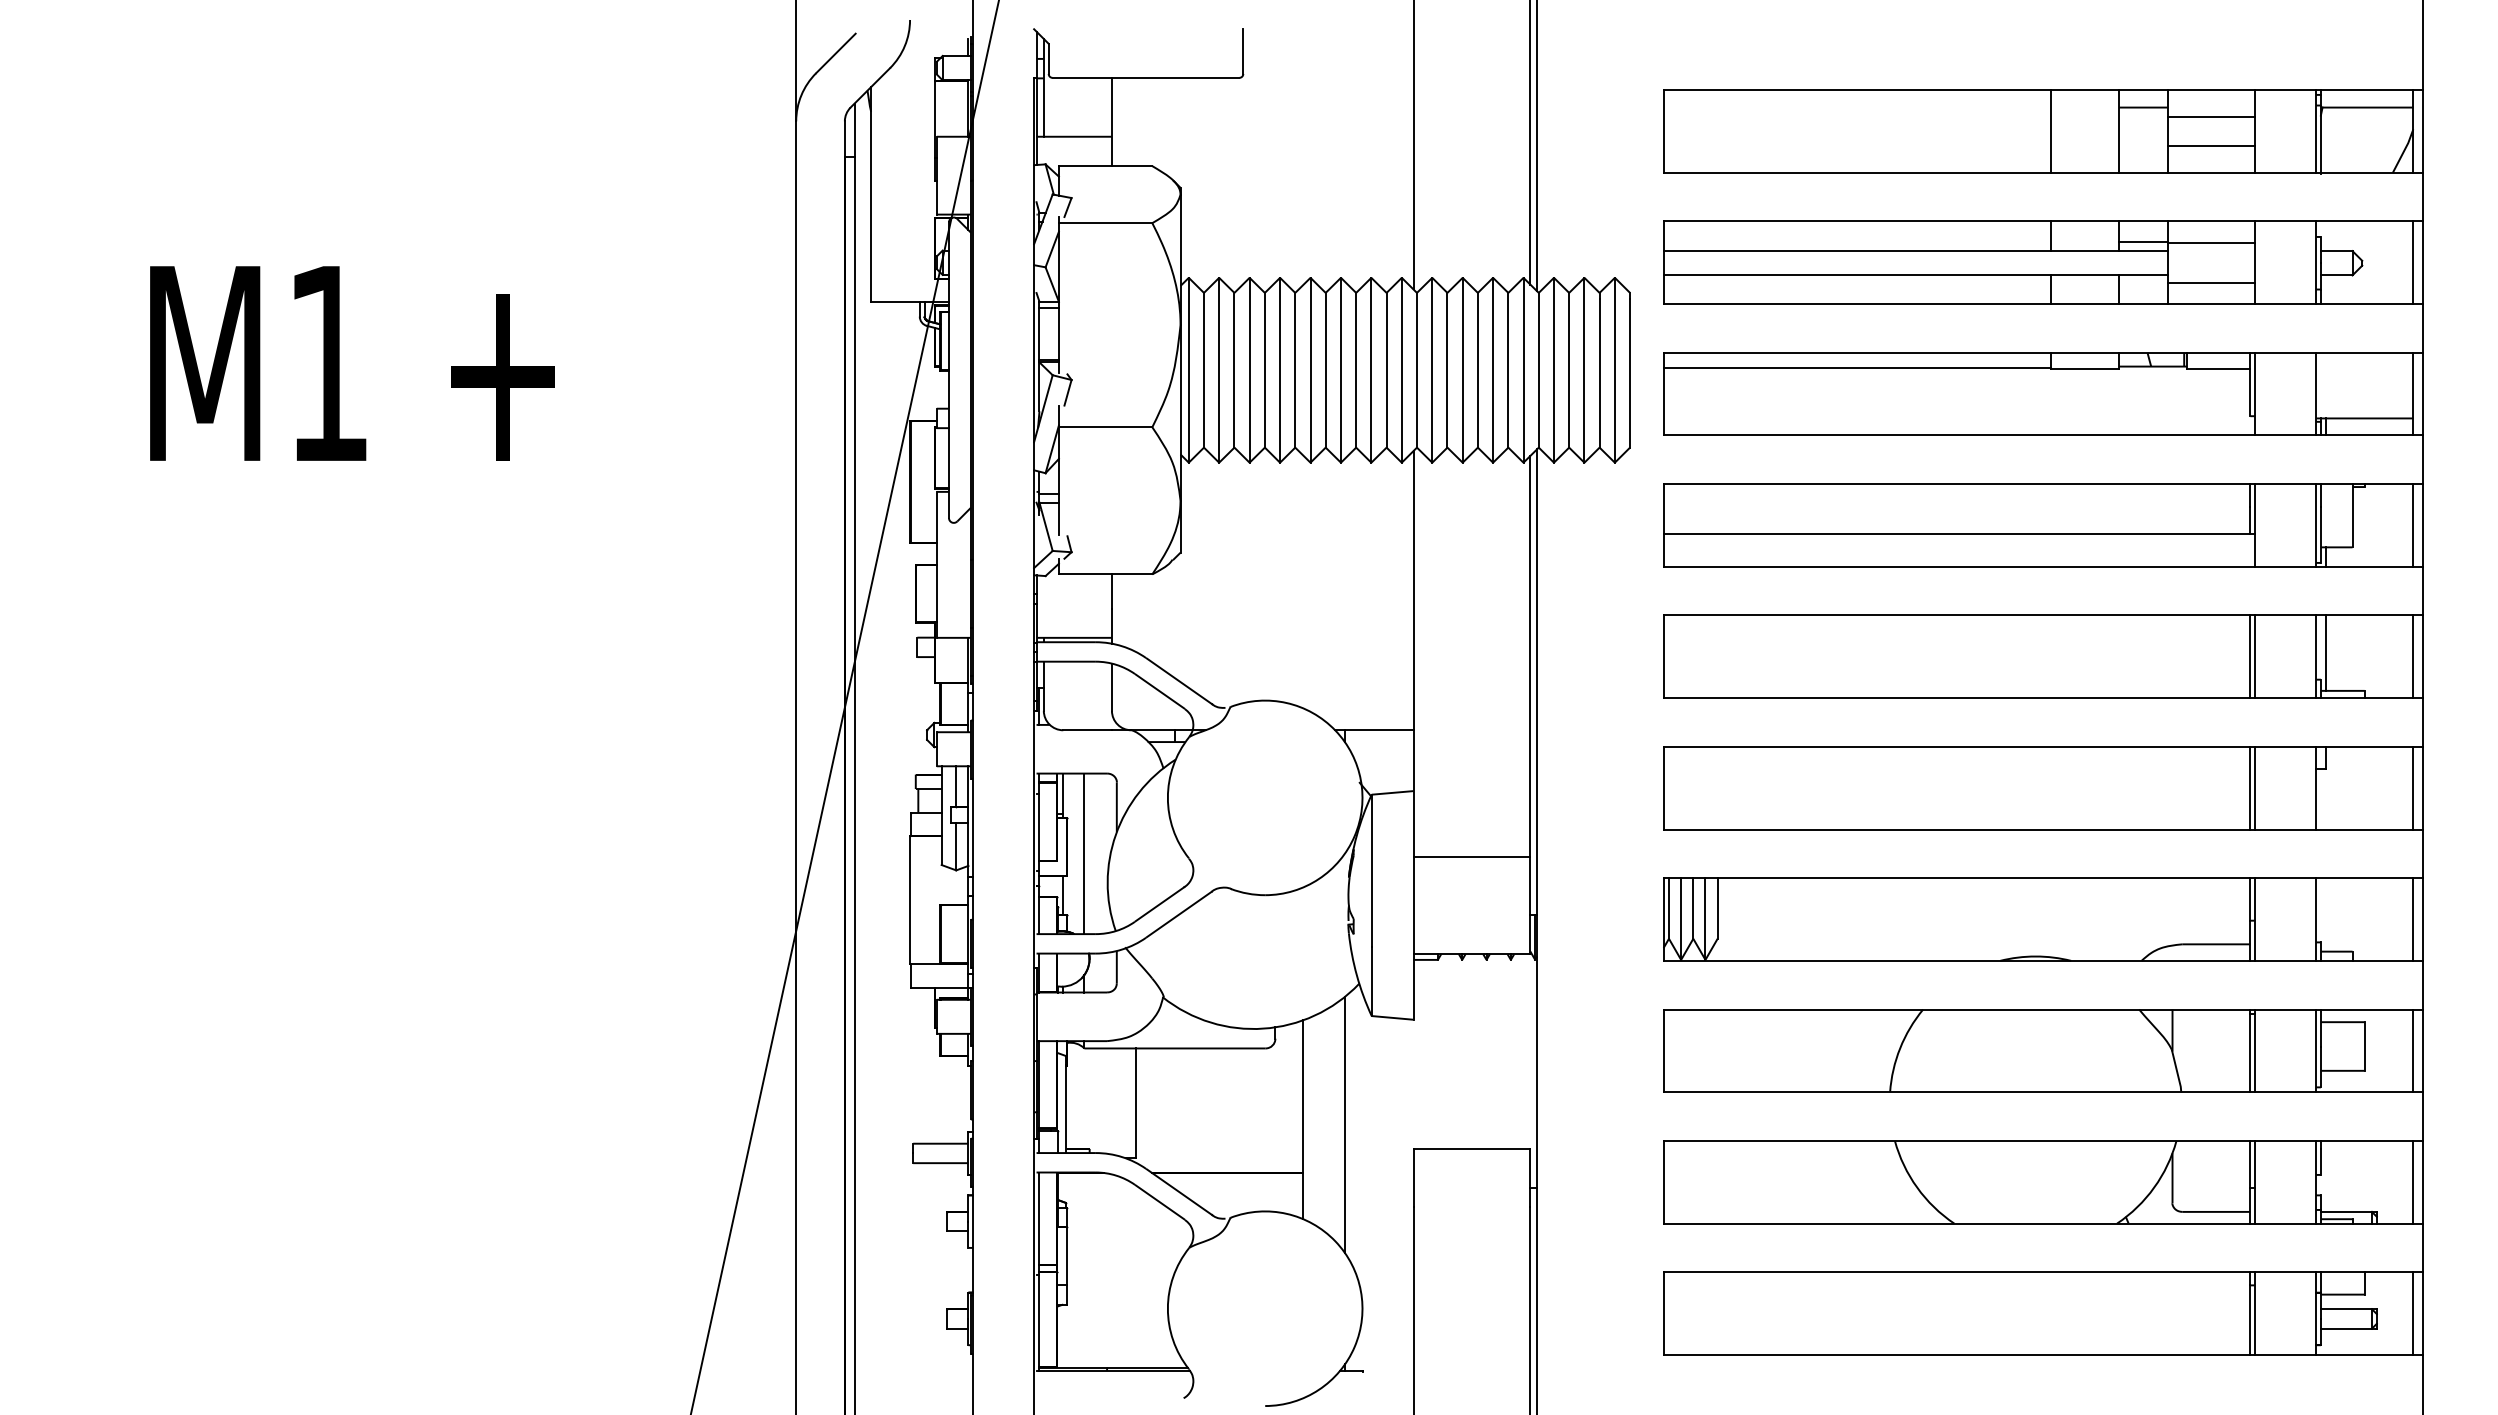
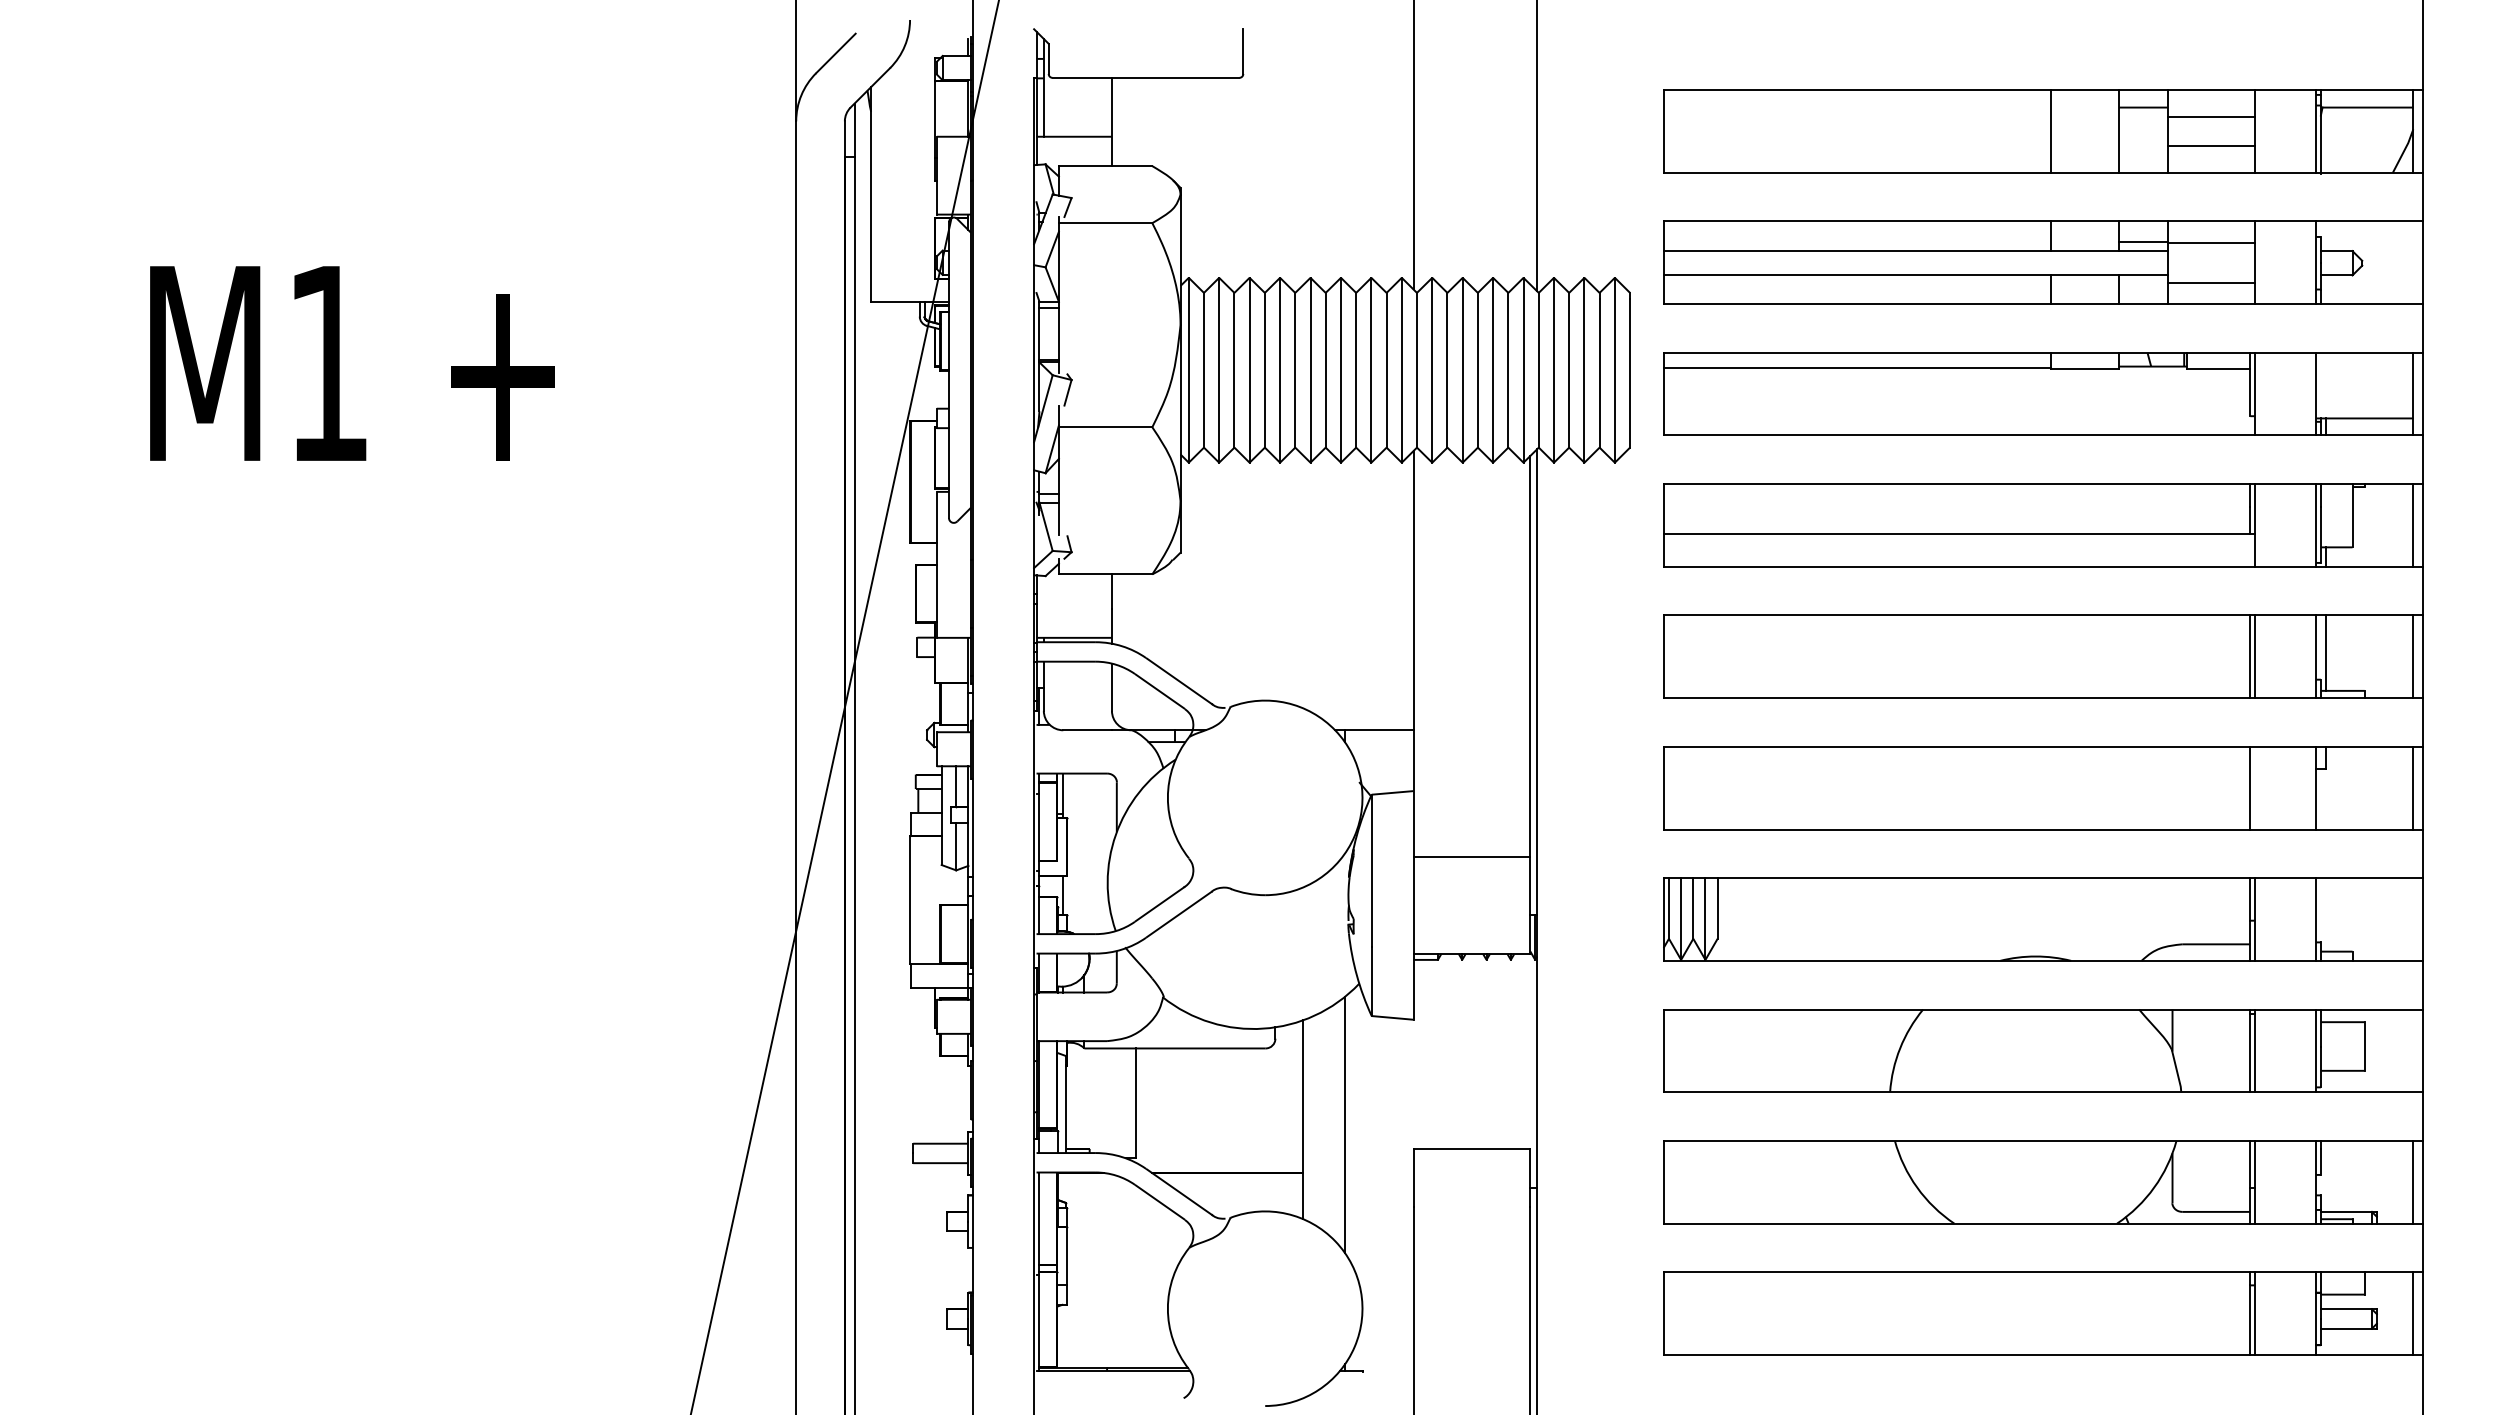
line: present -> none (1530, 143)
line: present -> none (2413, 262)
line: present -> none (2255, 787)
line: present -> none (1084, 853)
line: present -> none (2413, 919)
line: present -> none (2413, 1050)
